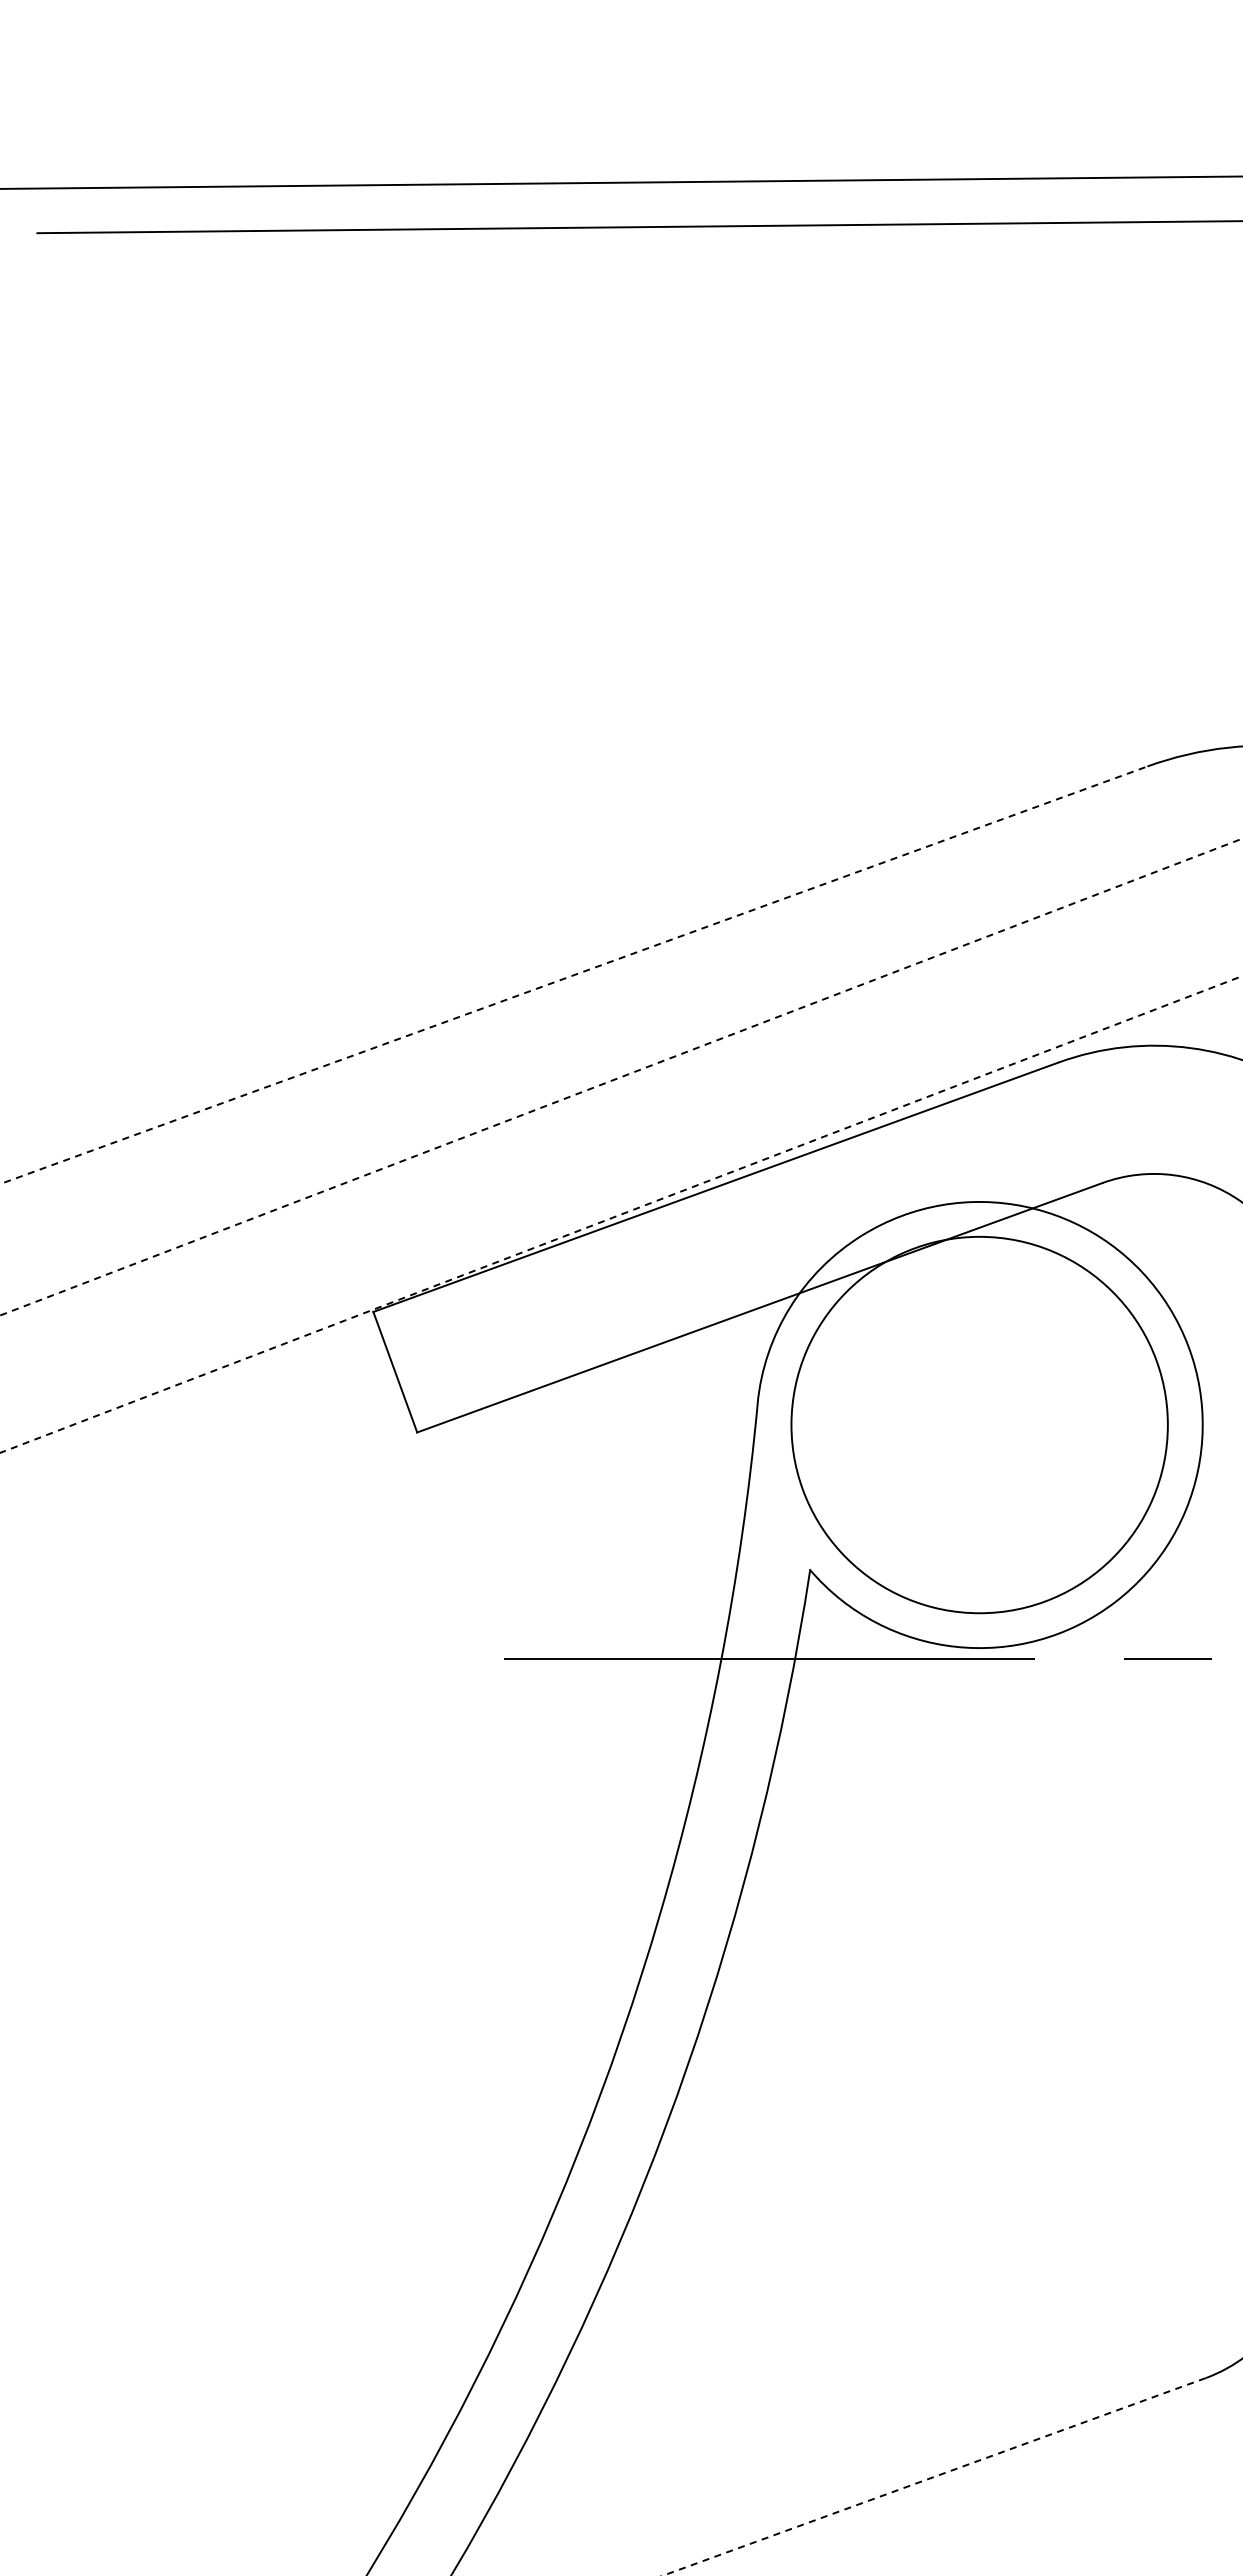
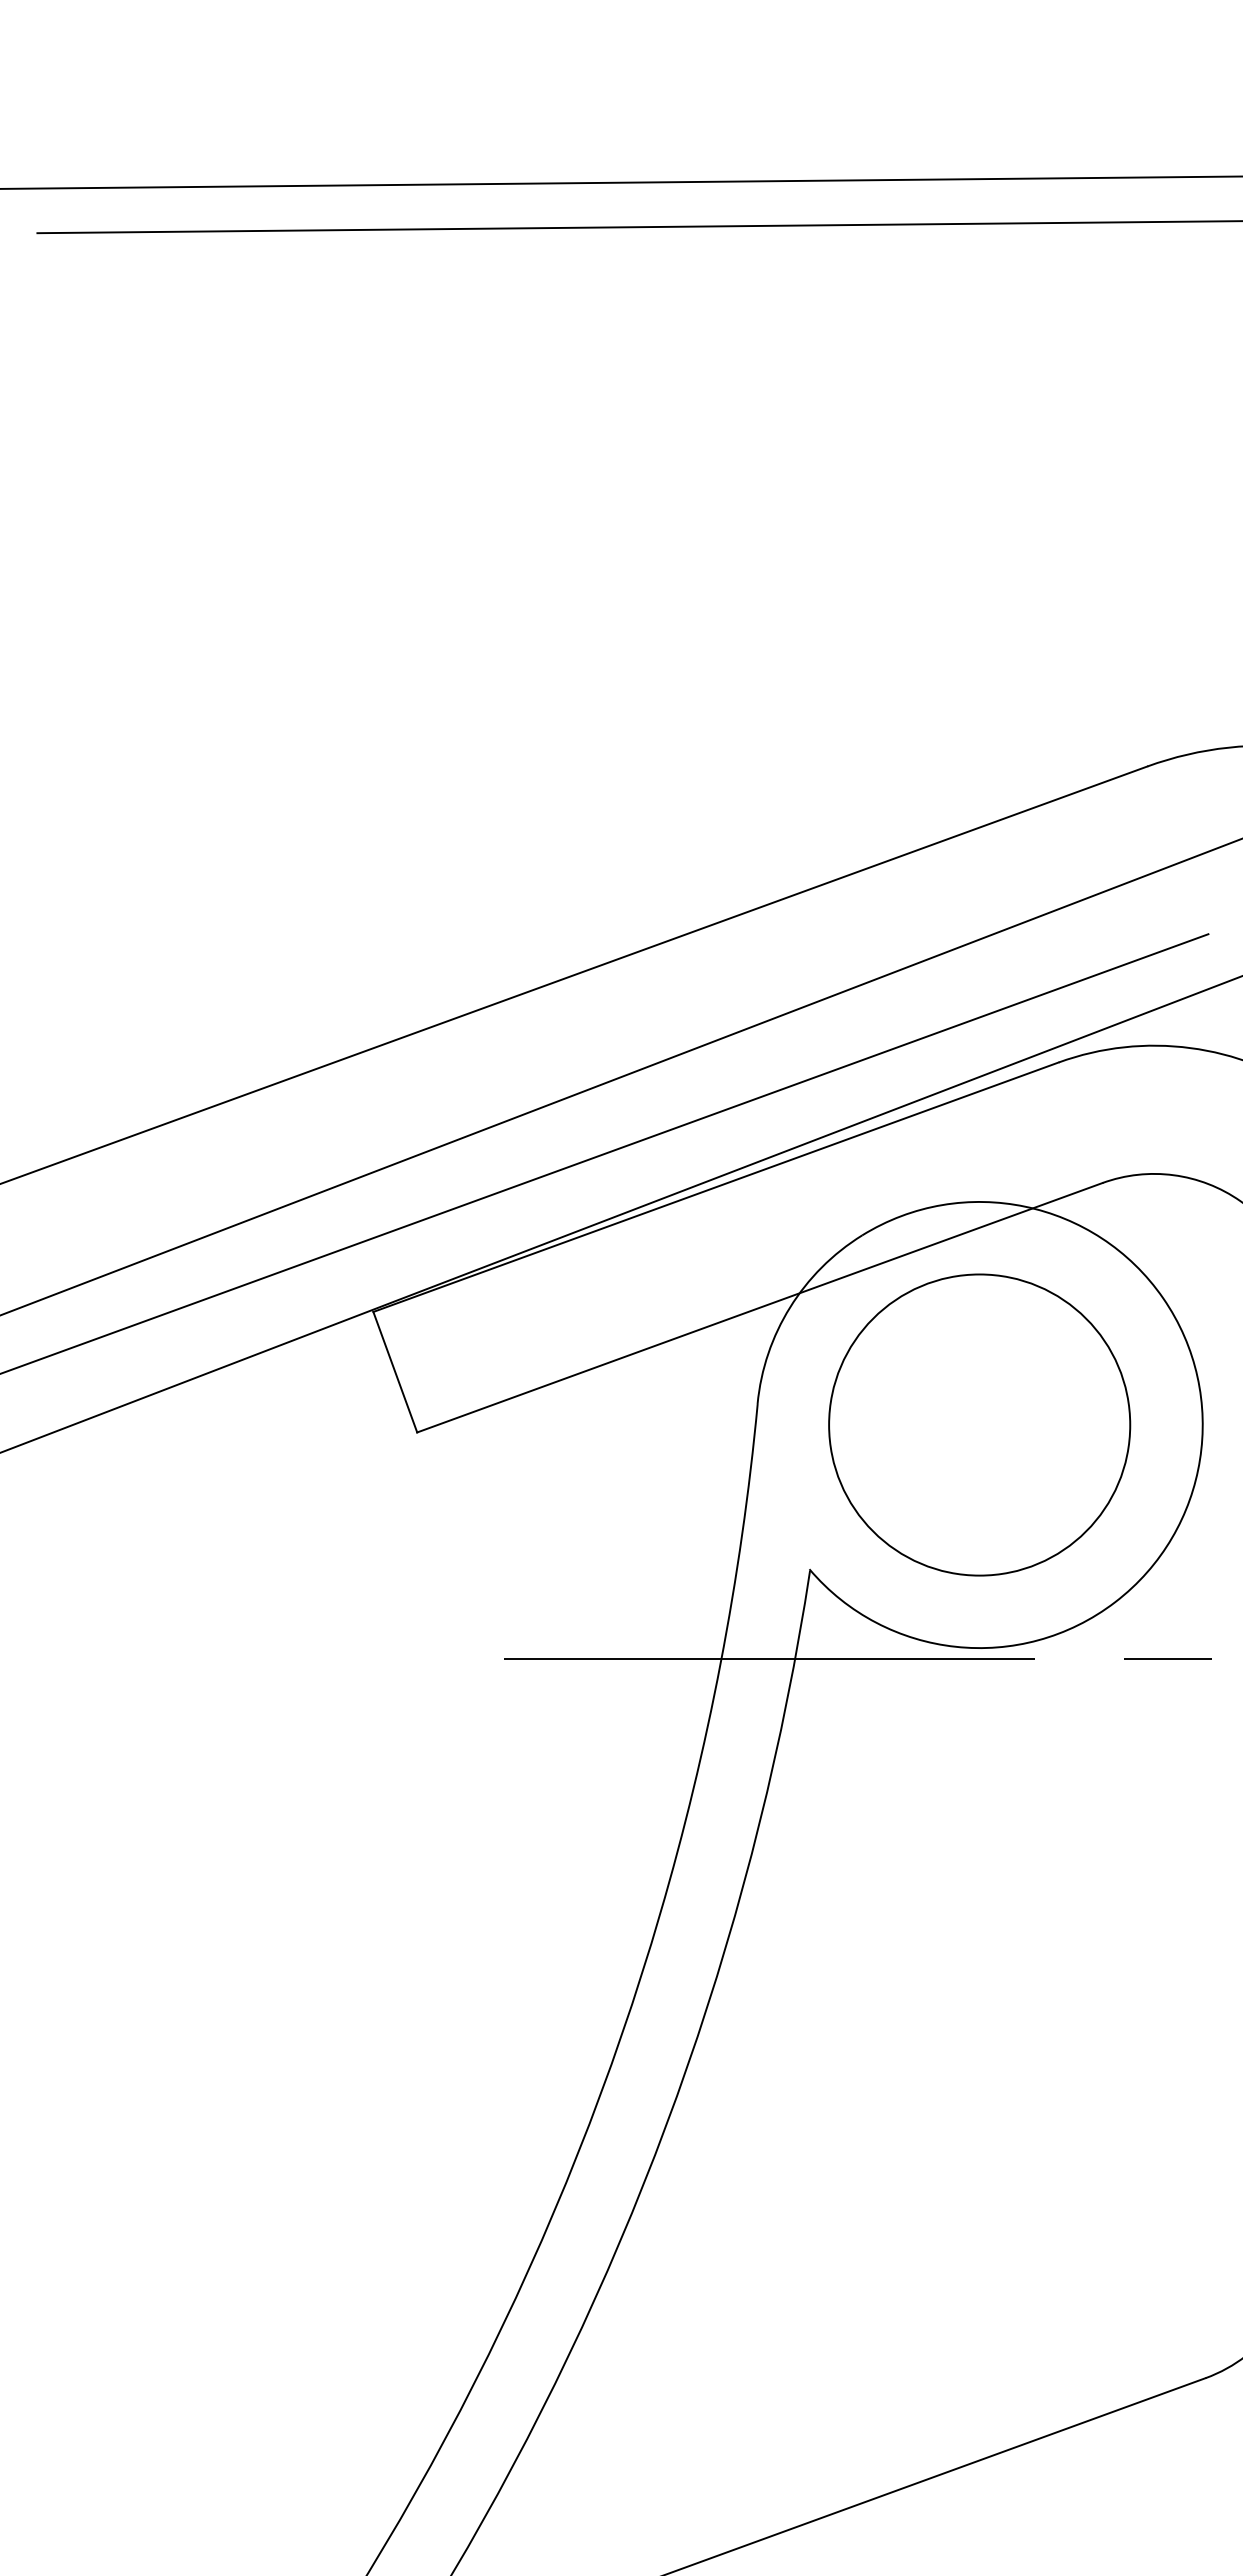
line: dashed -> solid (574, 975)
line: dashed -> solid (620, 1077)
line: none -> present (605, 1153)
line: dashed -> solid (621, 1214)
circle diameter: 376 px -> 301 px (979, 1424)
line: dashed -> solid (934, 2476)
